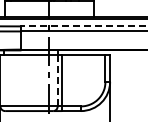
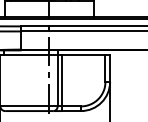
line: dashed -> solid (84, 26)
line: dashed -> solid (57, 80)
